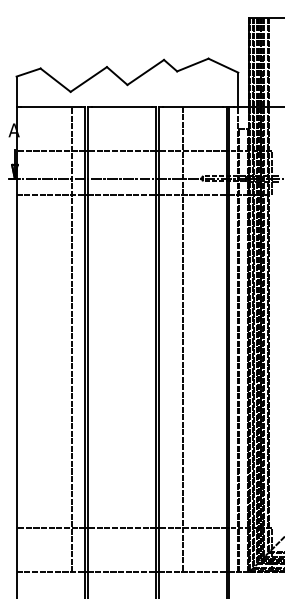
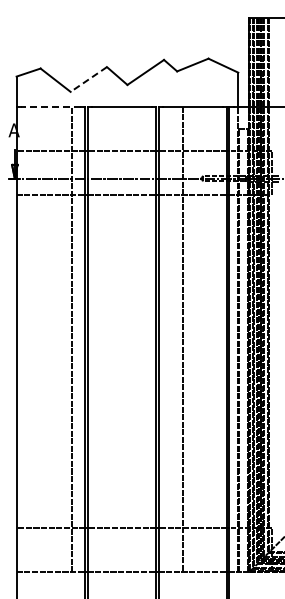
line: solid -> dashed (88, 79)
line: solid -> dashed (50, 106)
